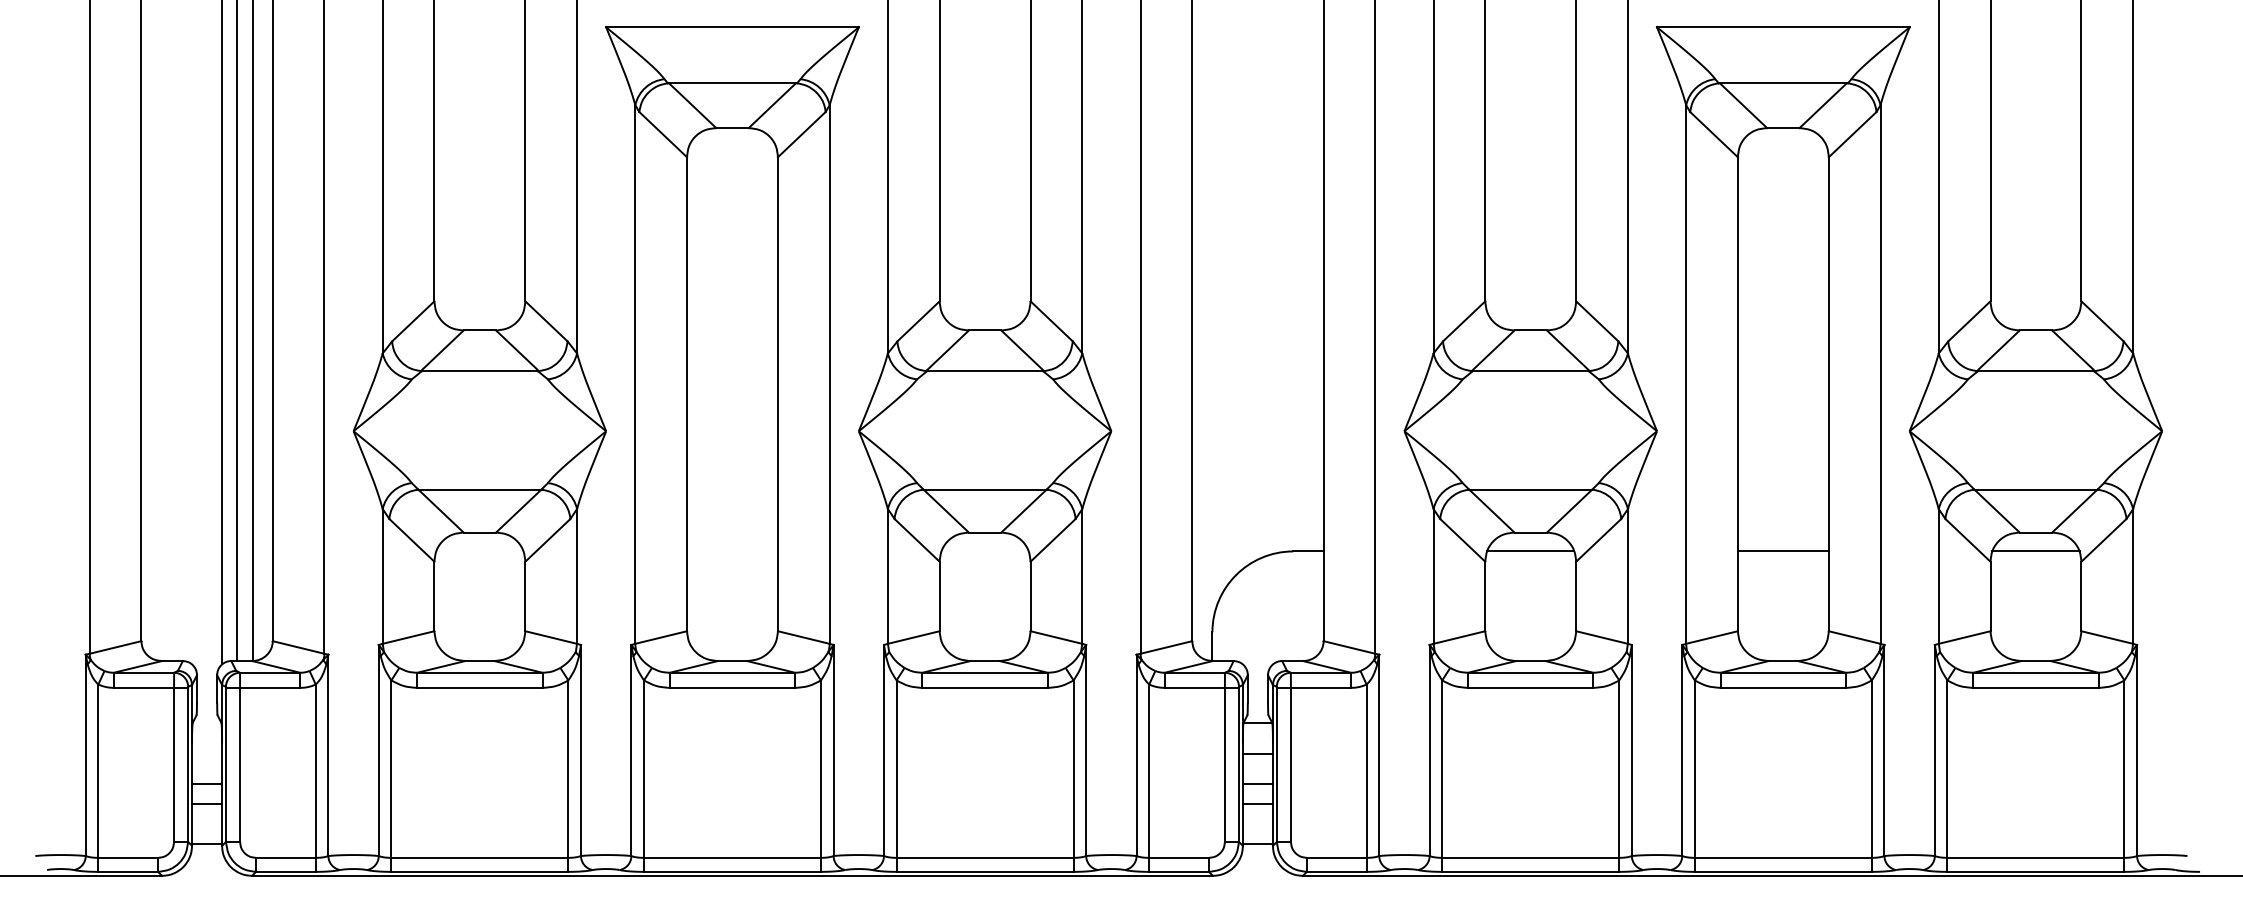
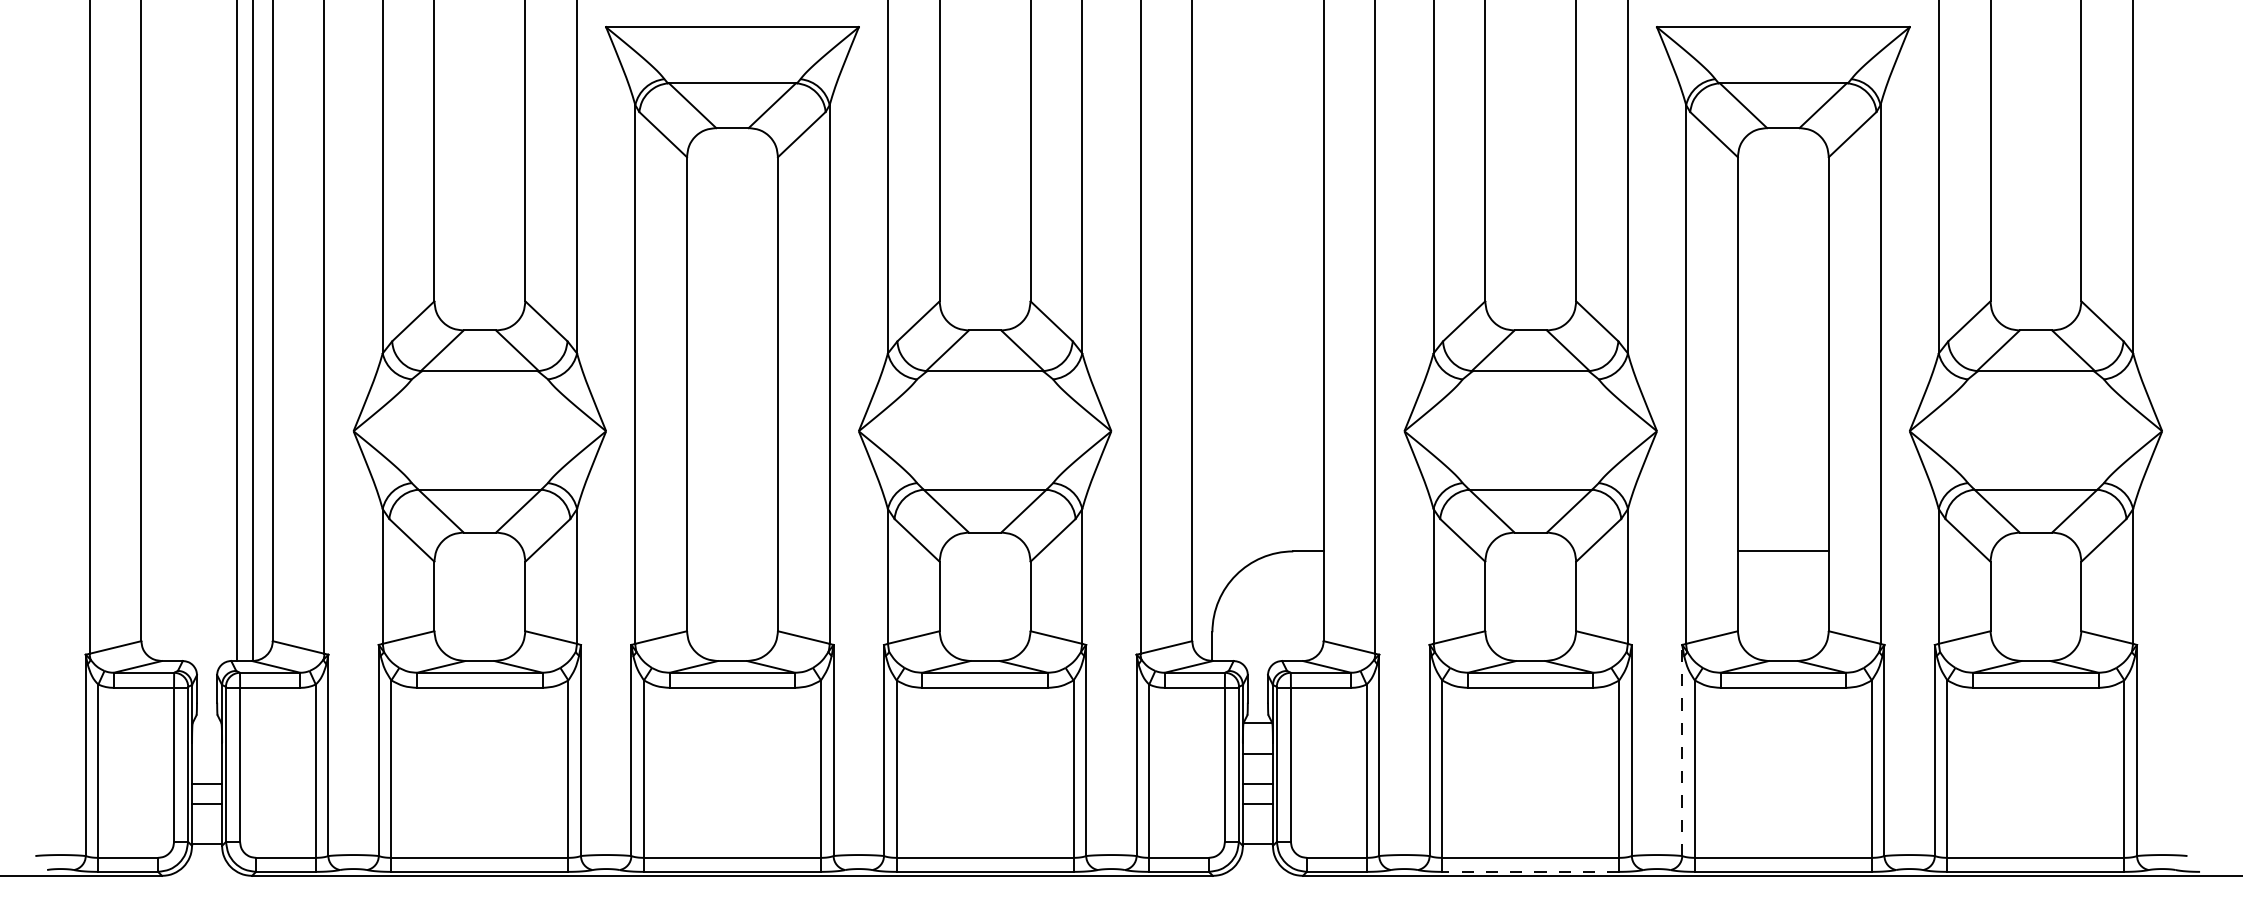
line: present -> none (222, 333)
line: present -> none (1530, 551)
line: present -> none (2035, 551)
line: solid -> dashed (1682, 750)
line: solid -> dashed (1530, 871)
